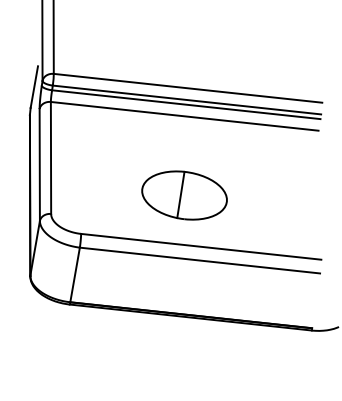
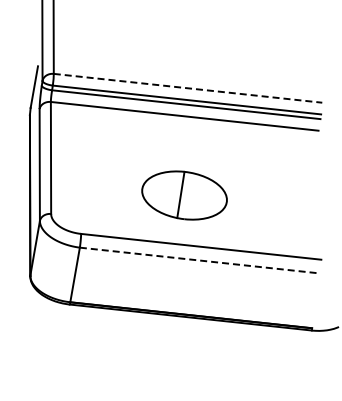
line: solid -> dashed (188, 88)
line: solid -> dashed (199, 260)
